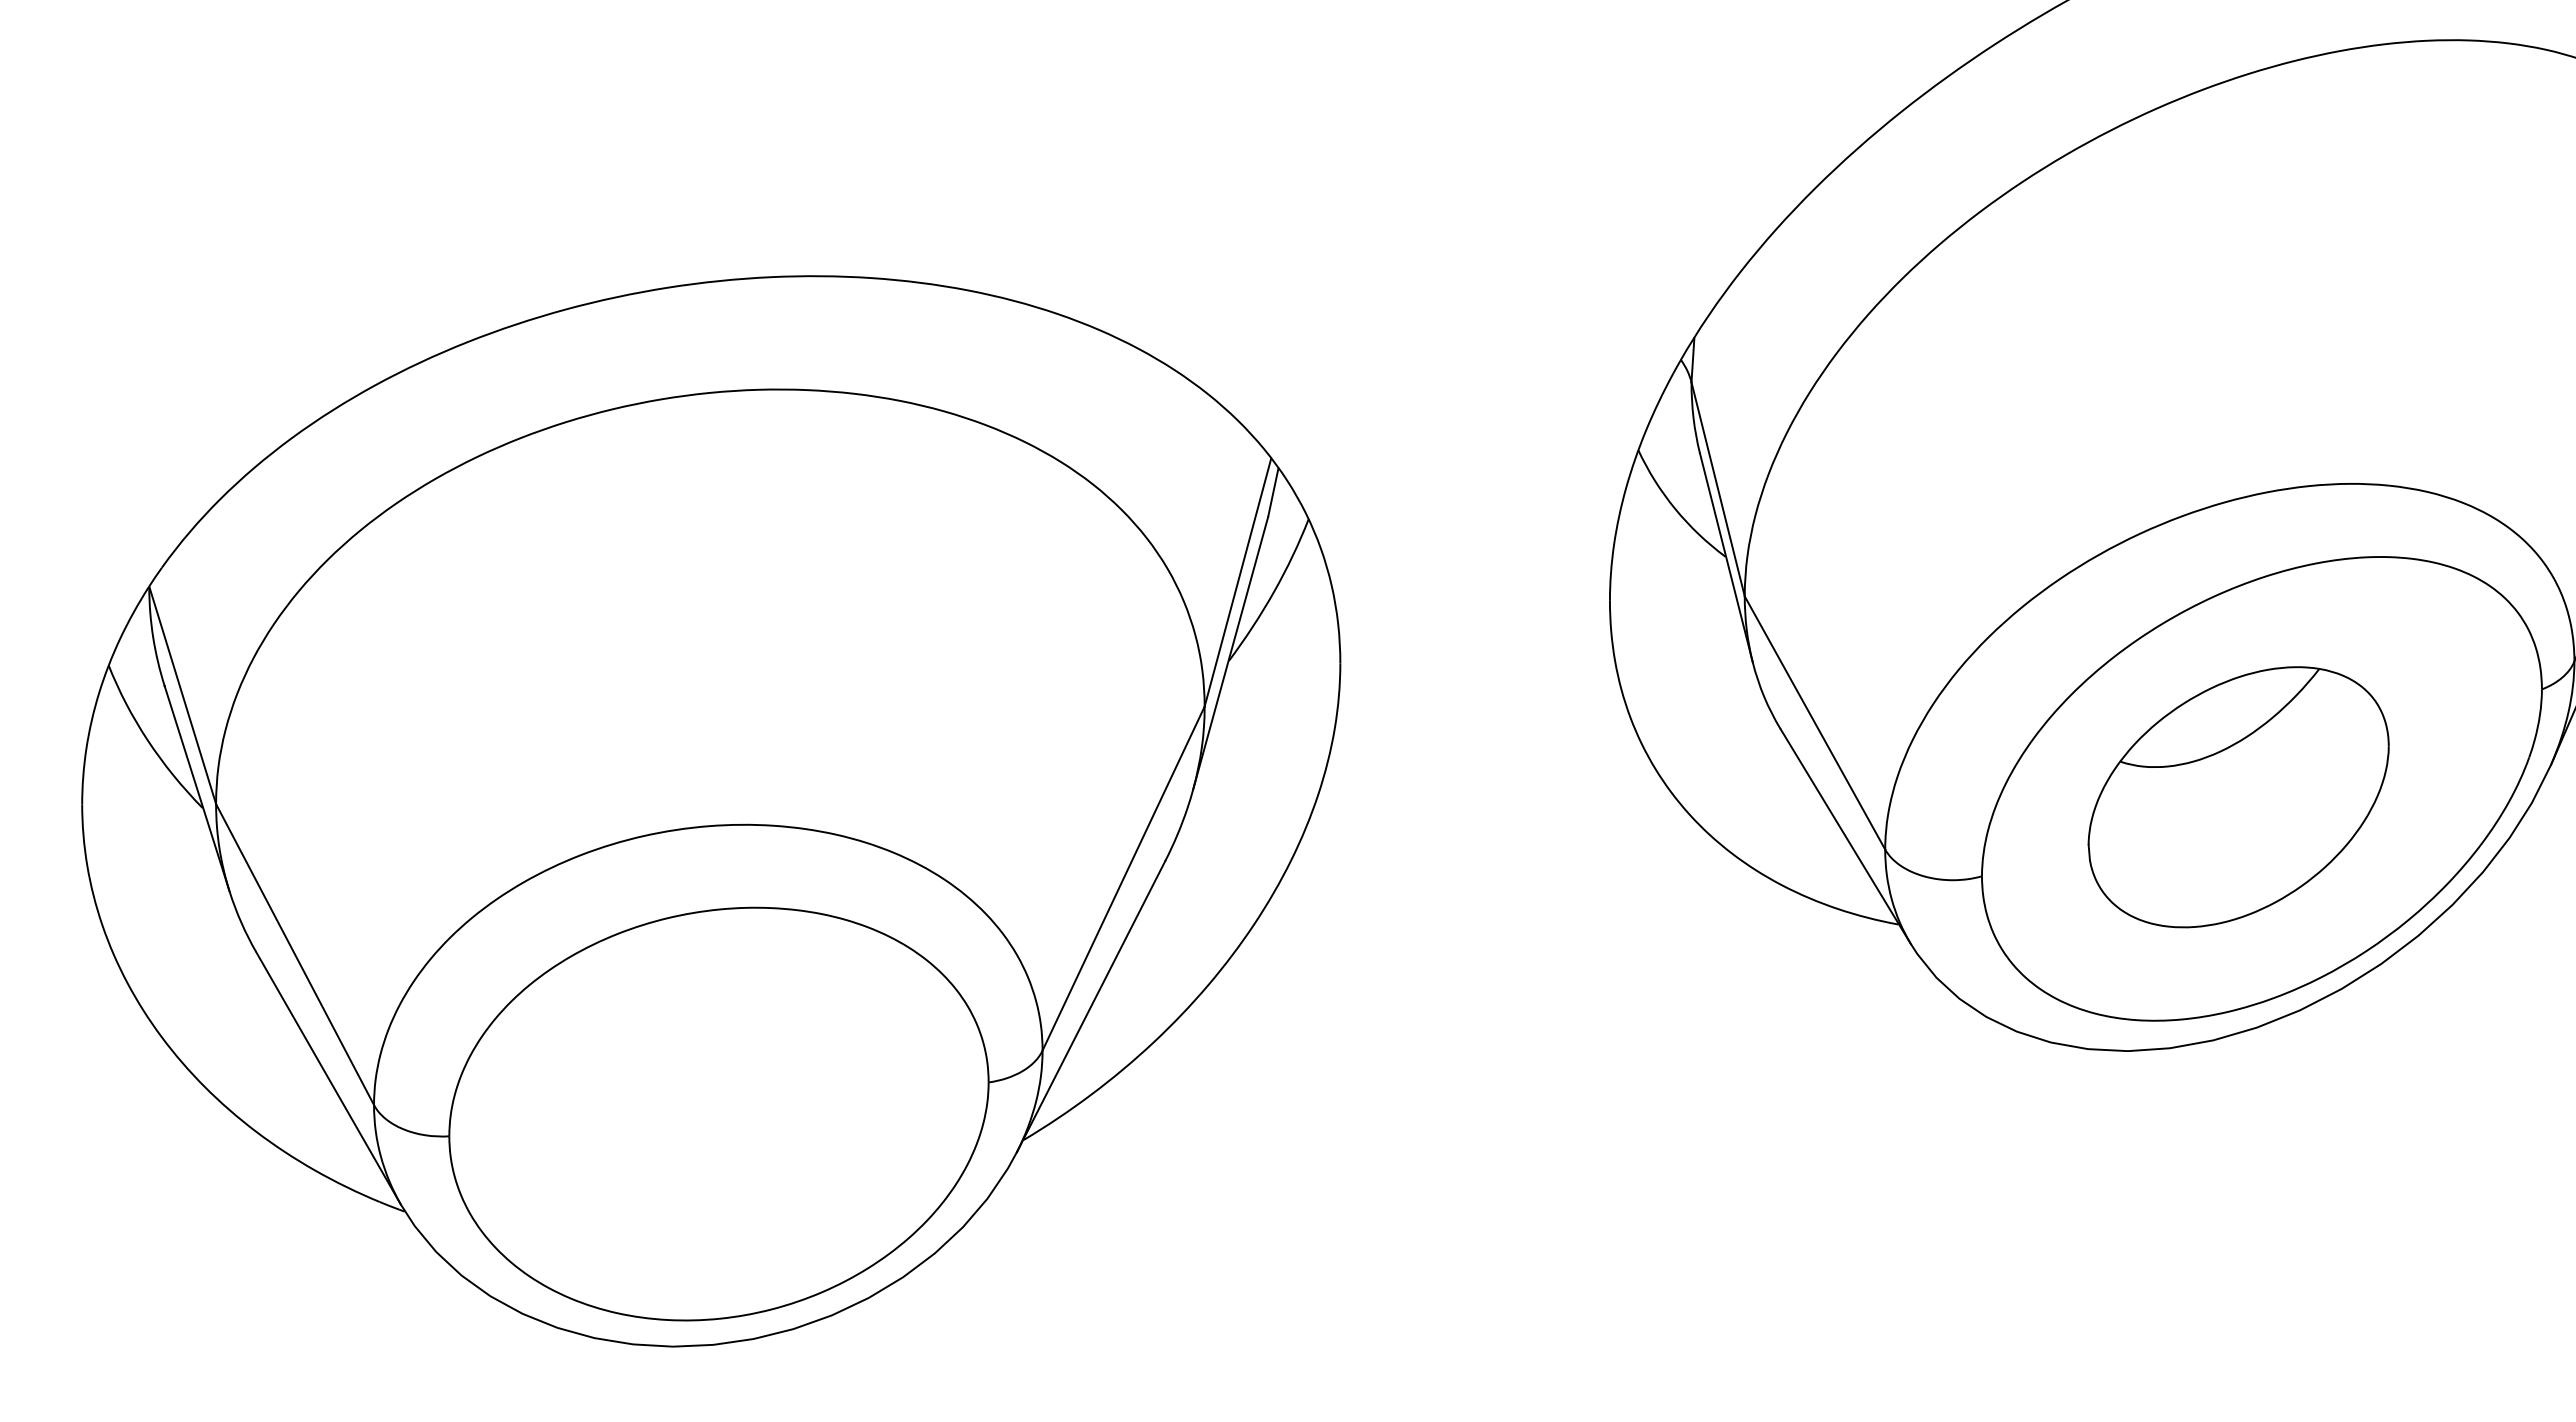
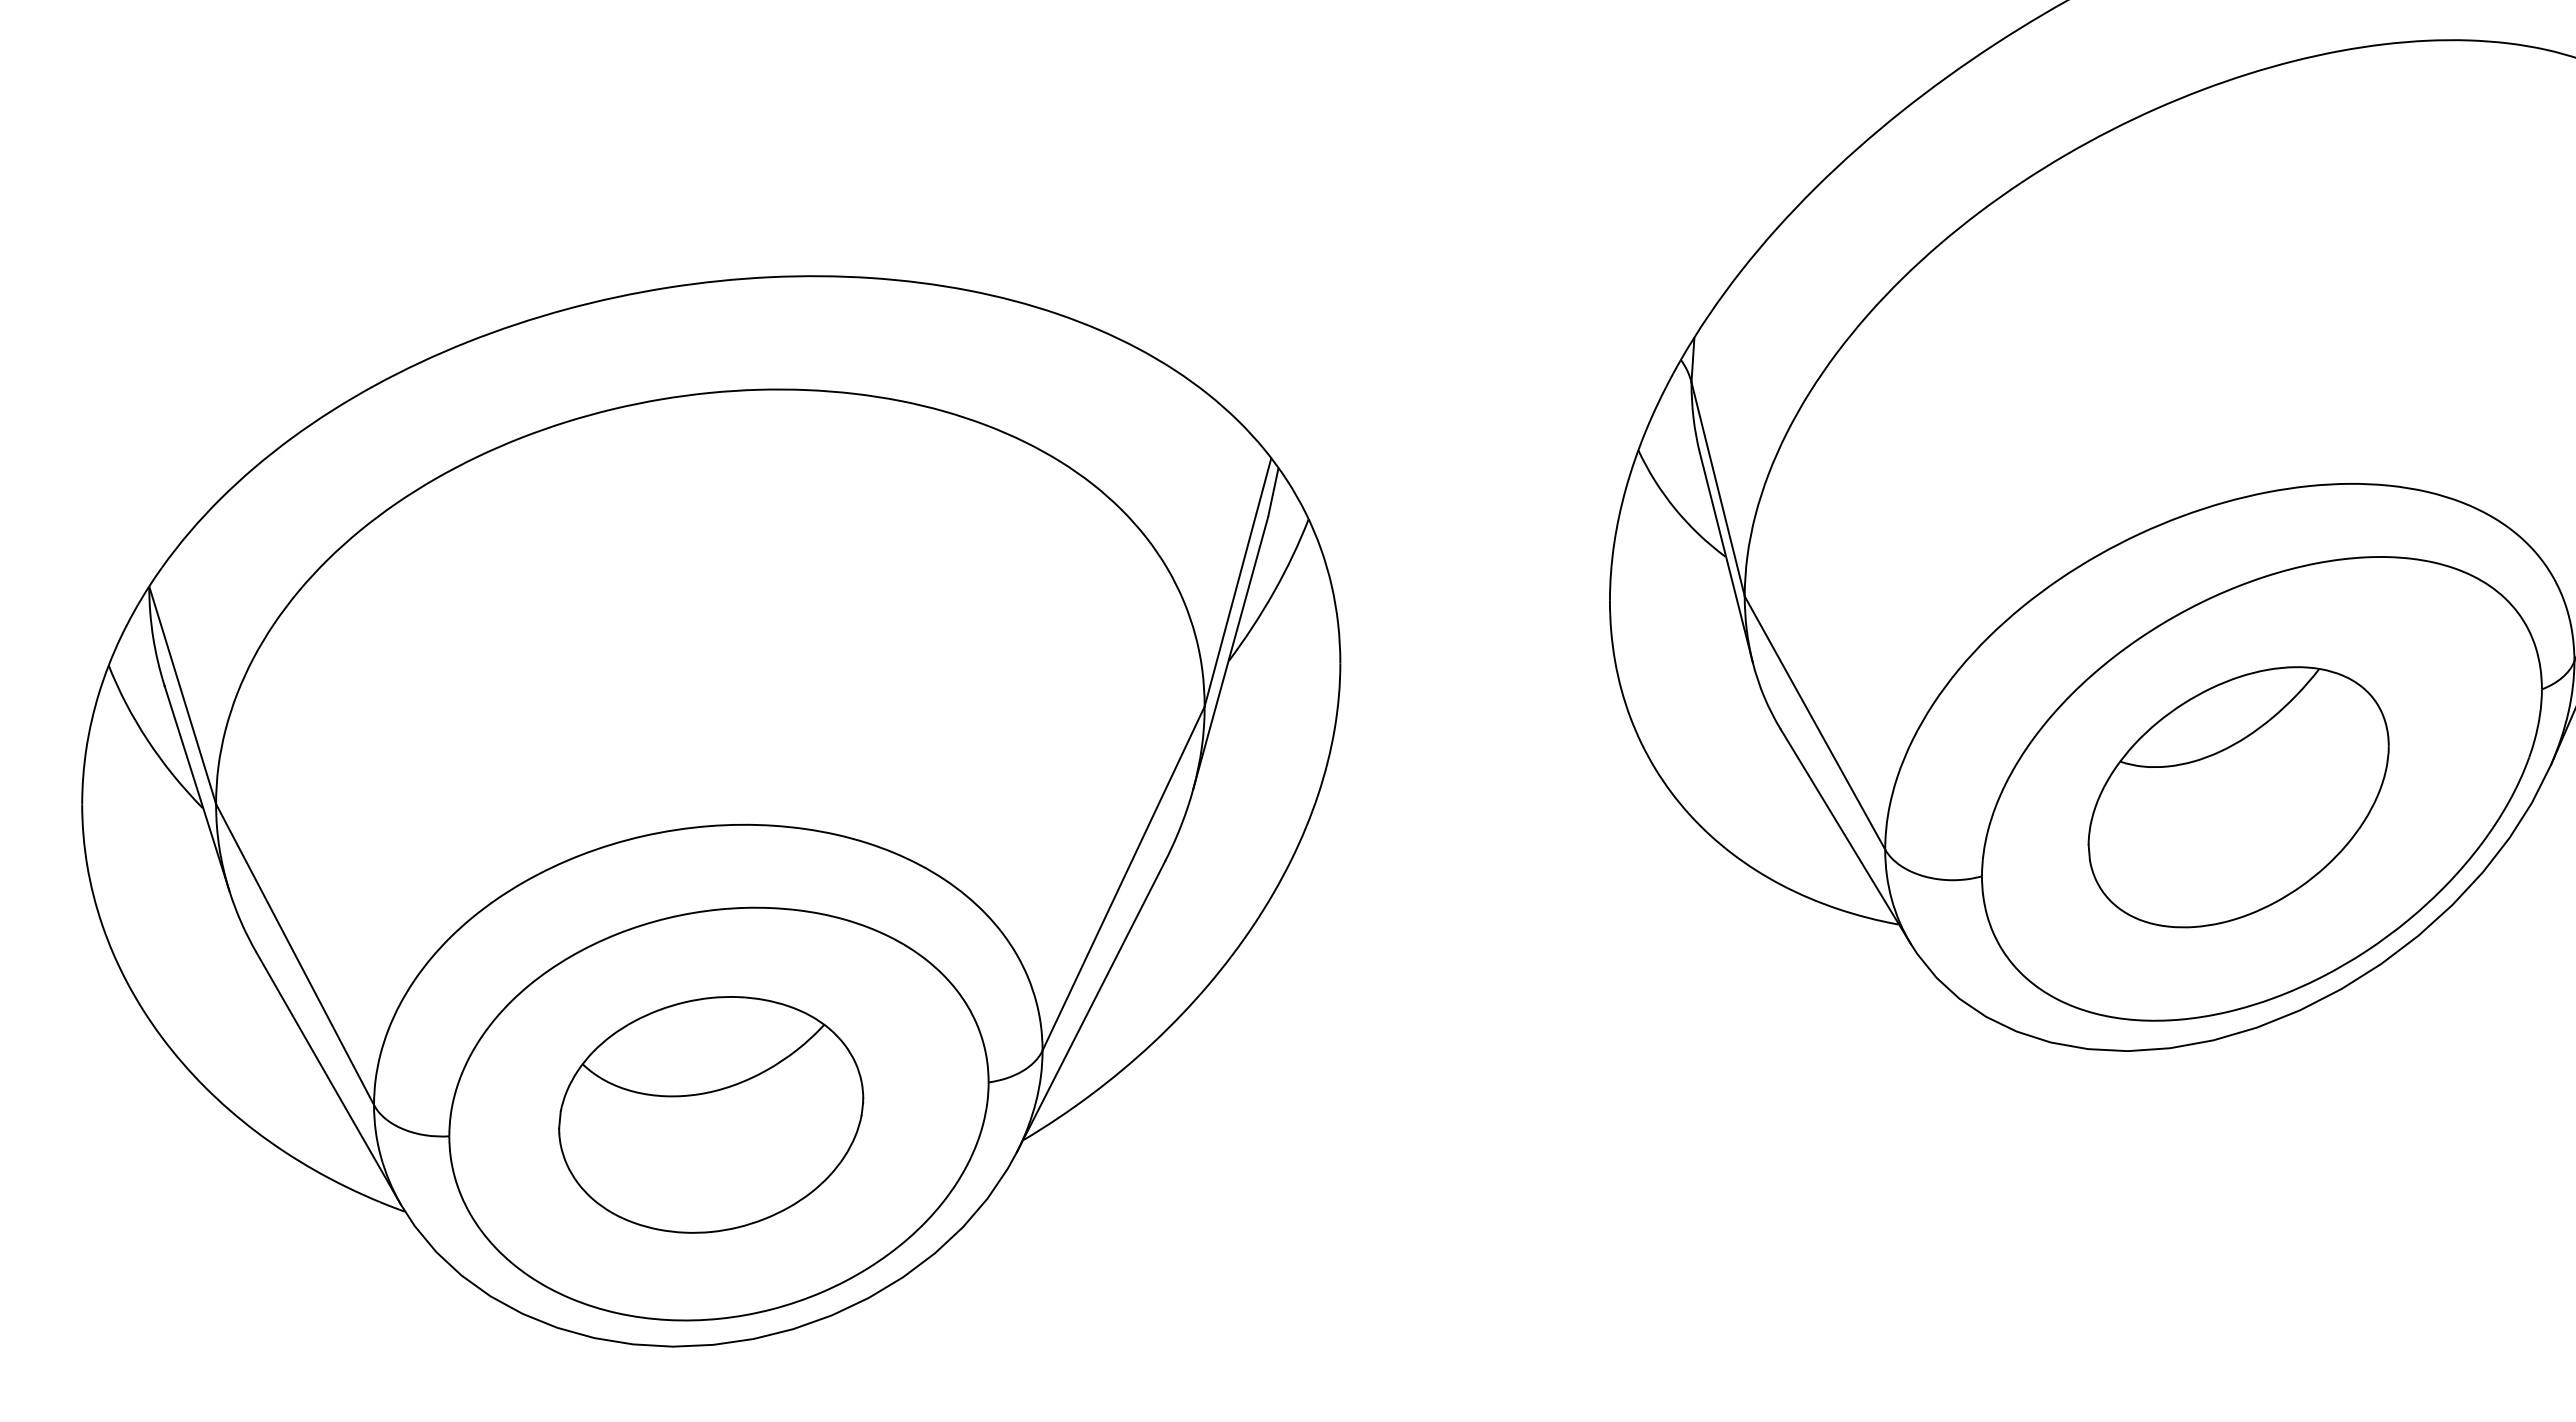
part: none -> present (711, 1114)
